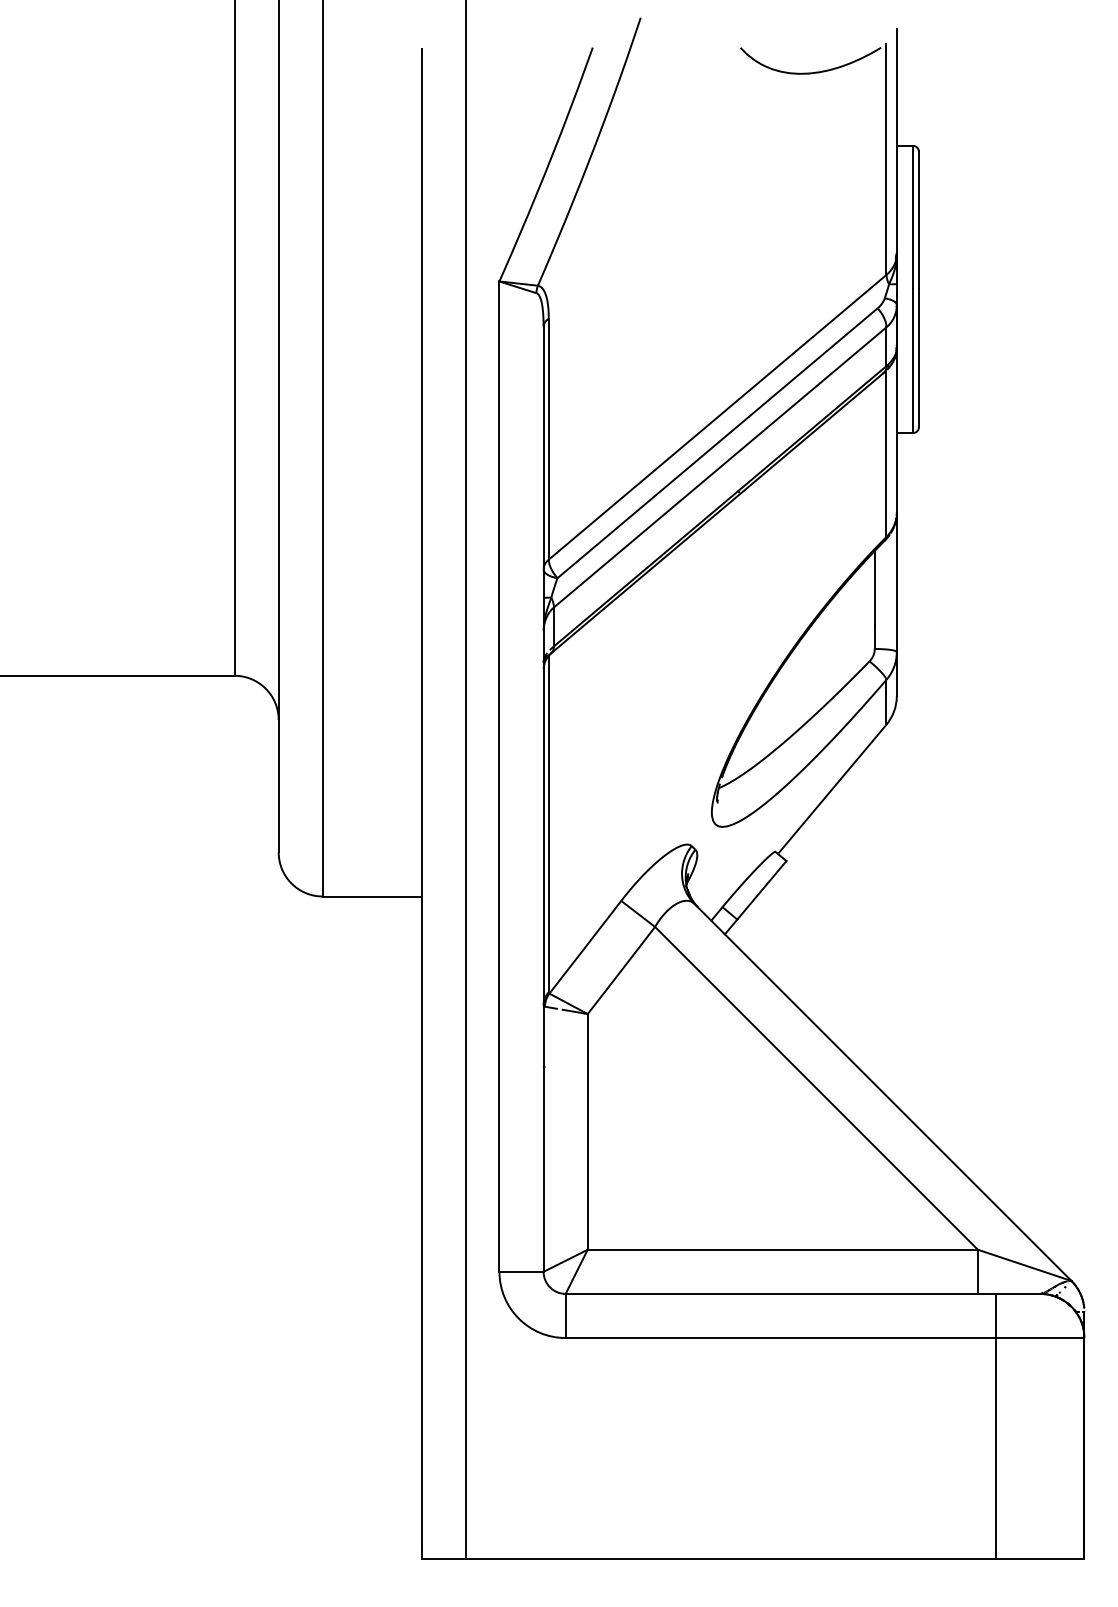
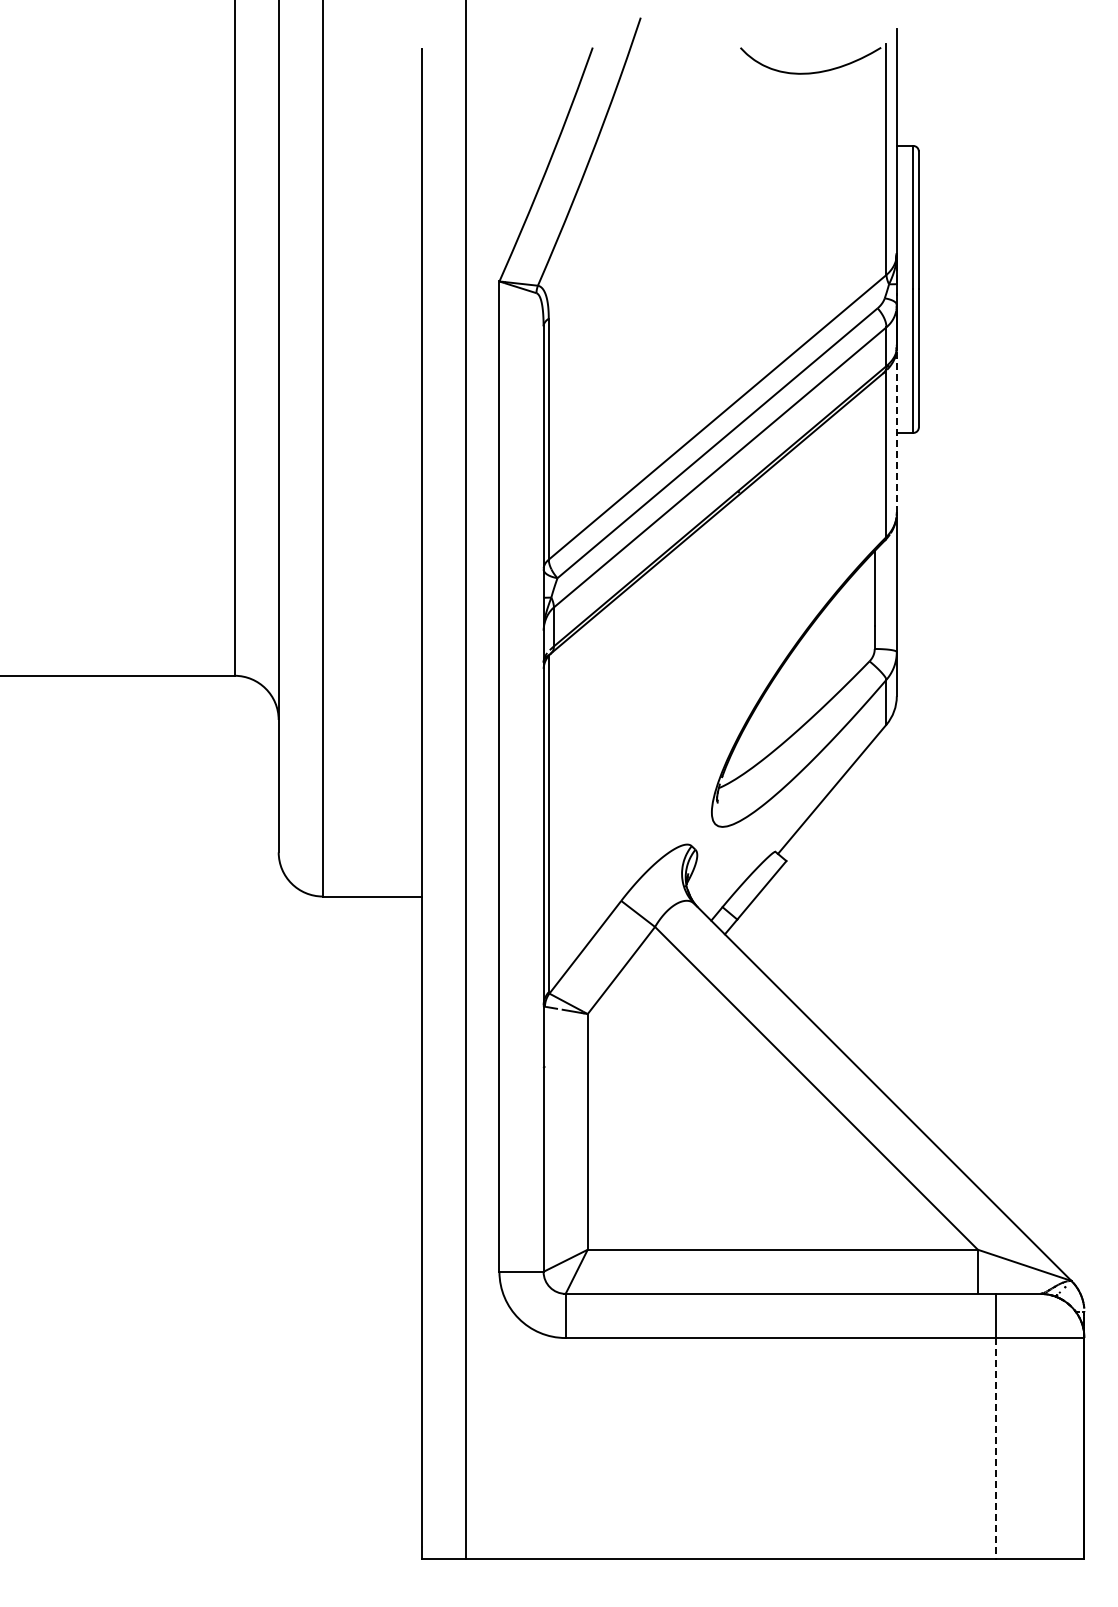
line: solid -> dashed (896, 430)
line: solid -> dashed (996, 1448)
